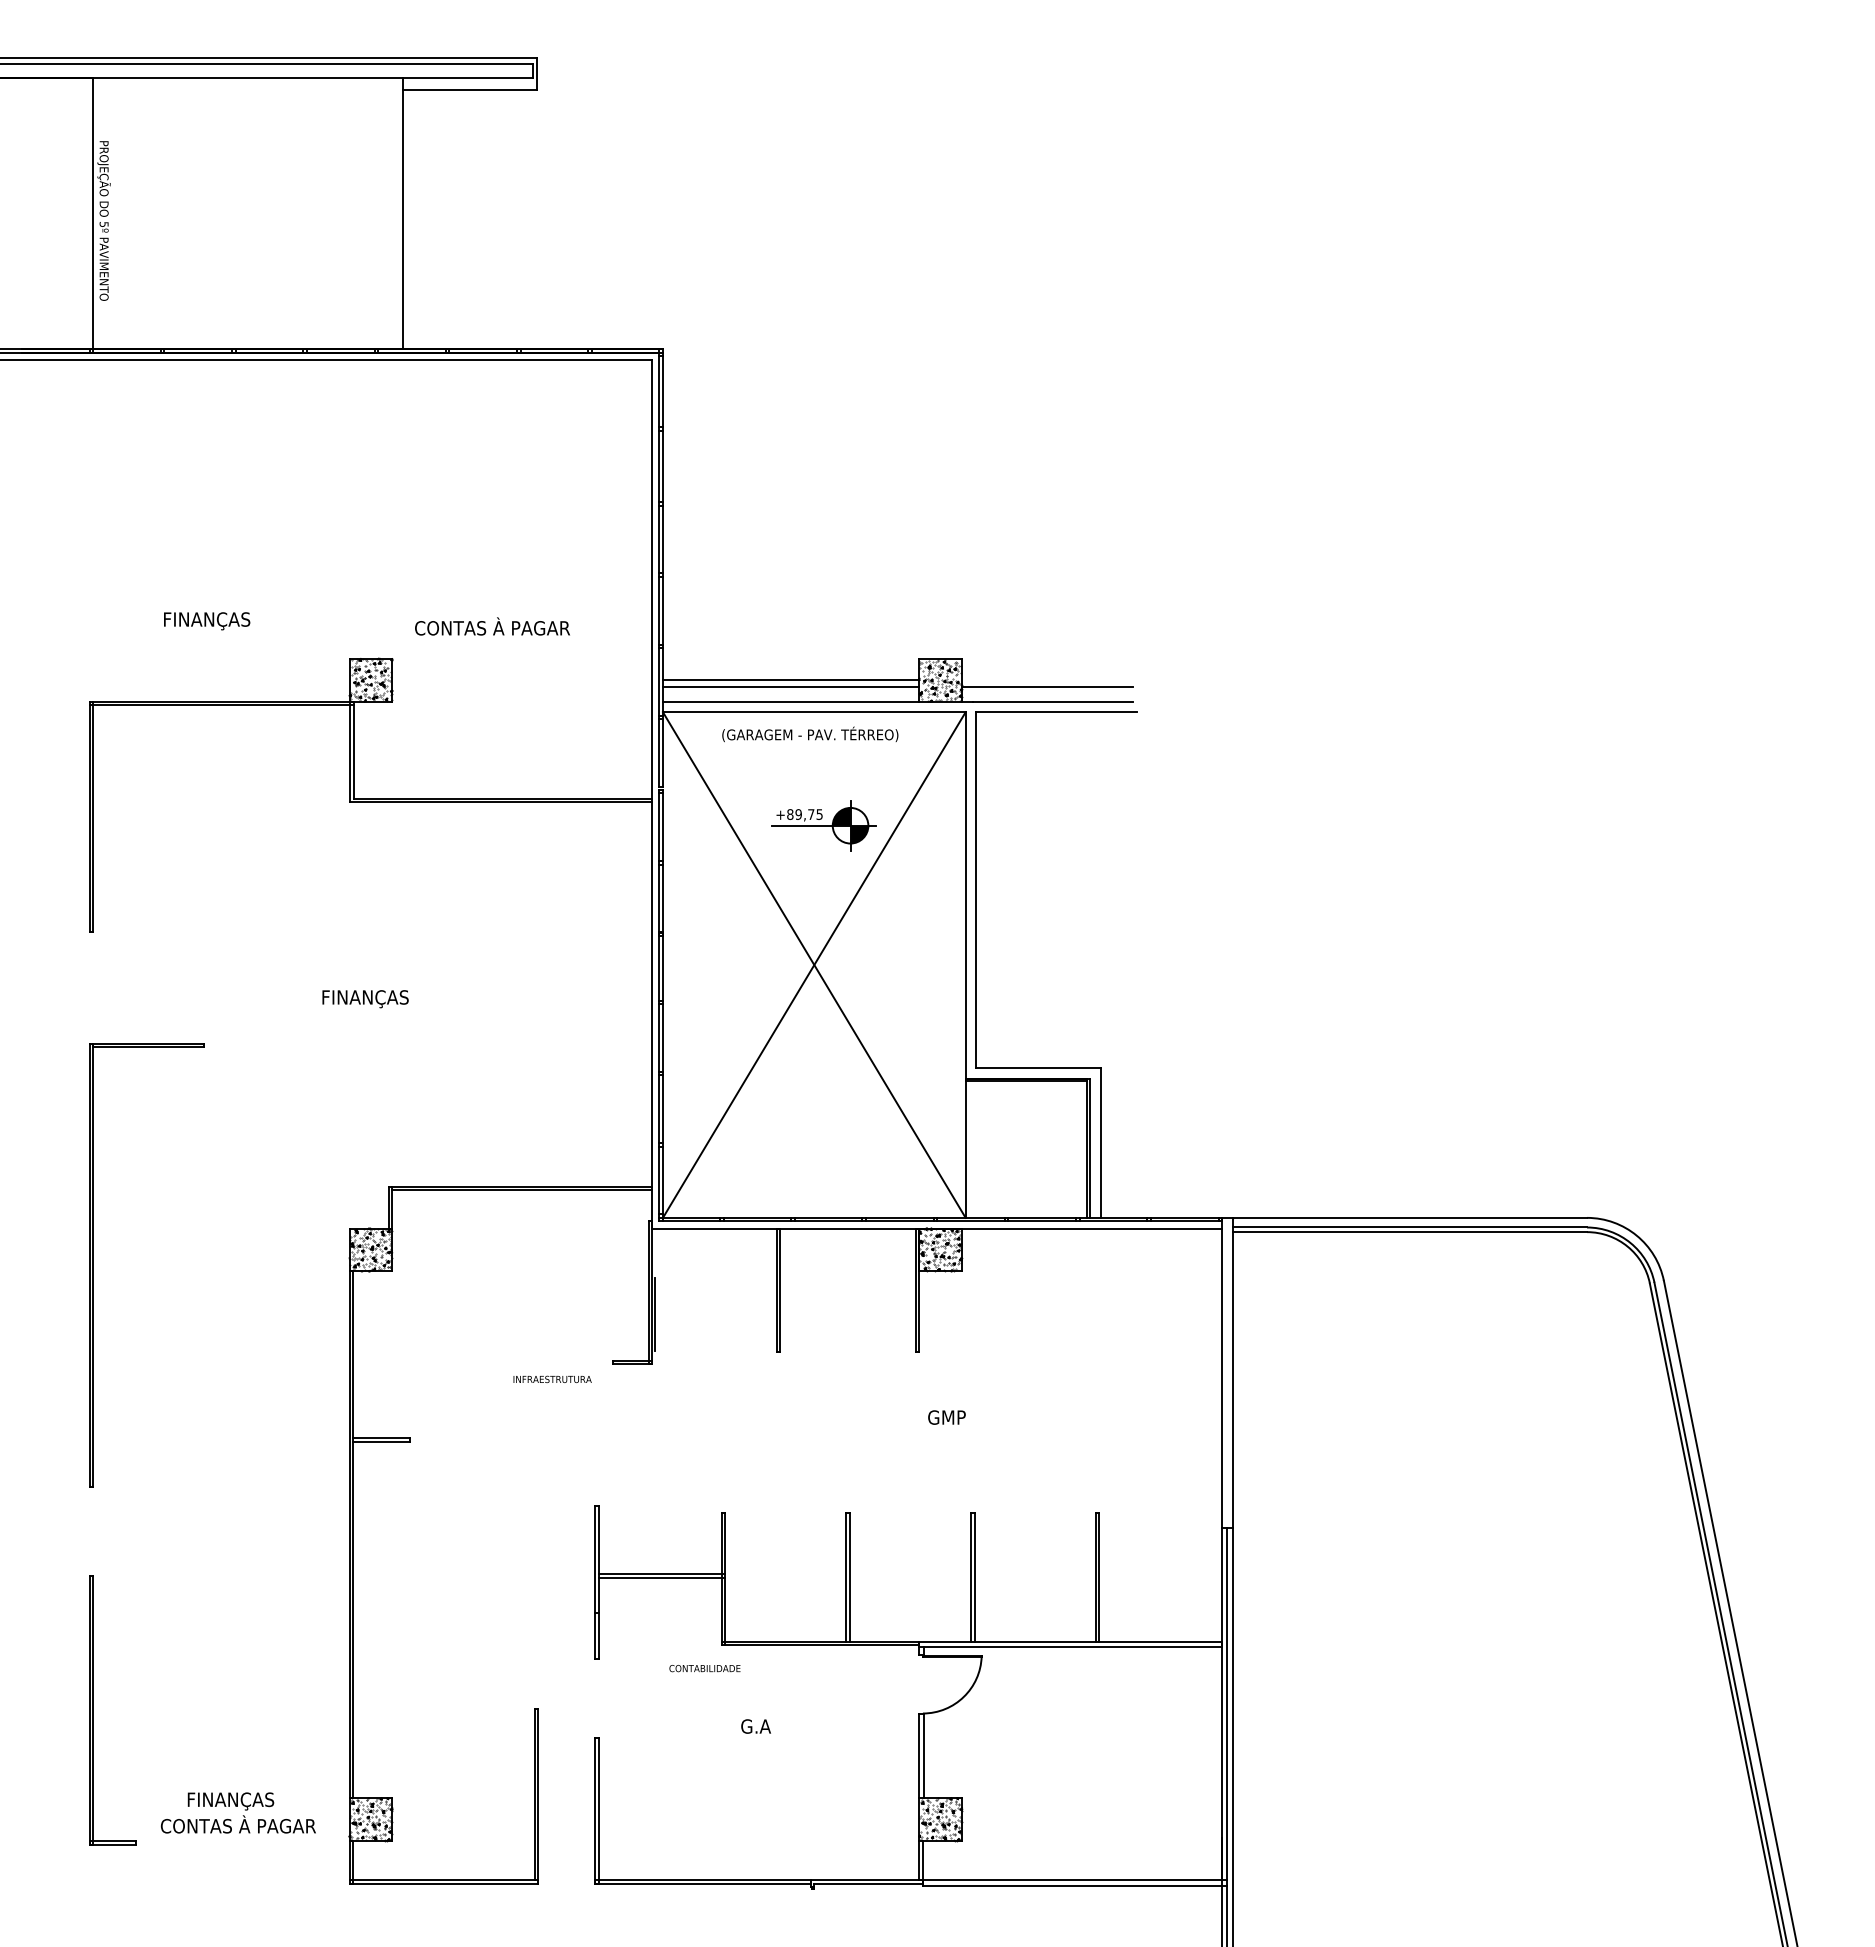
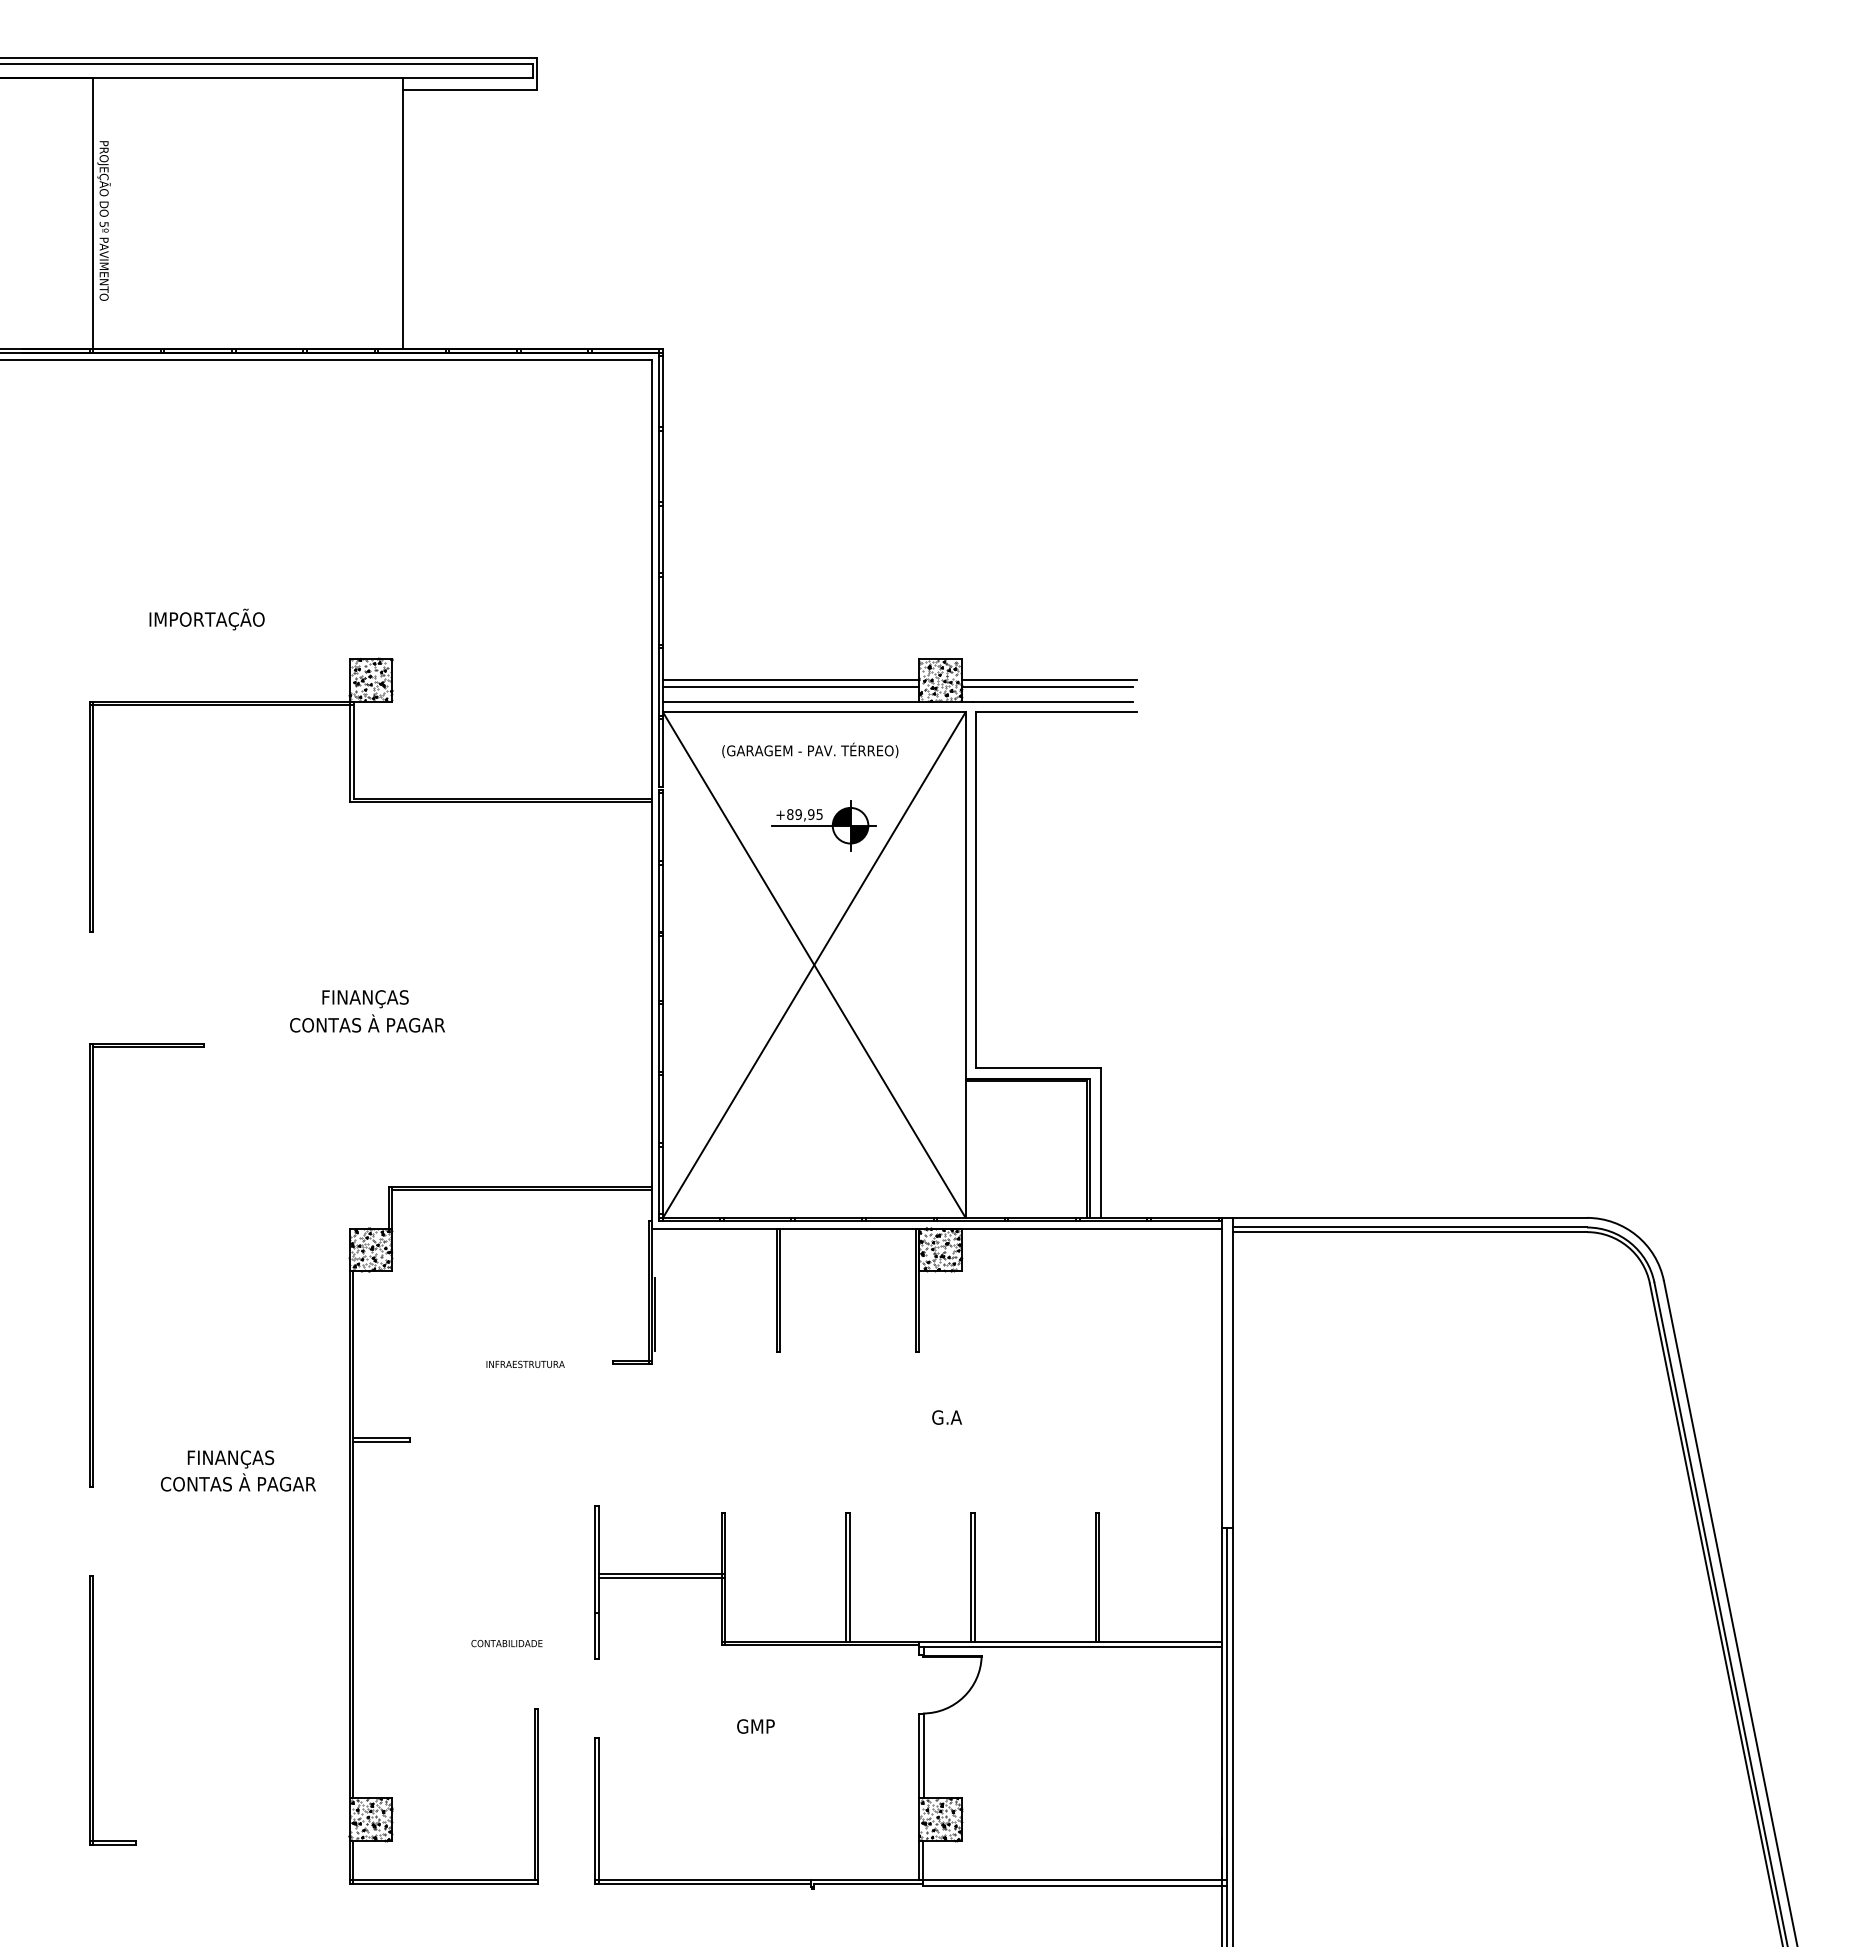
text: FINANÇAS -> IMPORTAÇÃO (206, 619)
text position: (492, 626) -> (367, 1023) (367, 1023)
line: none -> present (1049, 680)
text position: (810, 734) -> (810, 750) (810, 750)
text: +89,75 -> +89,95 (811, 814)
text position: (552, 1378) -> (525, 1363) (525, 1363)
text: GMP -> G.A (946, 1417)
text position: (704, 1668) -> (506, 1643) (506, 1643)
text: G.A -> GMP (755, 1726)
text position: (237, 1812) -> (237, 1470) (237, 1470)
